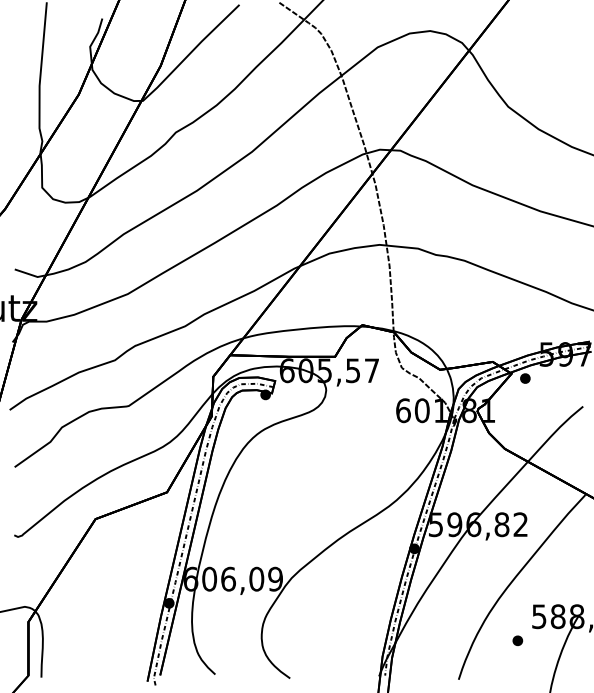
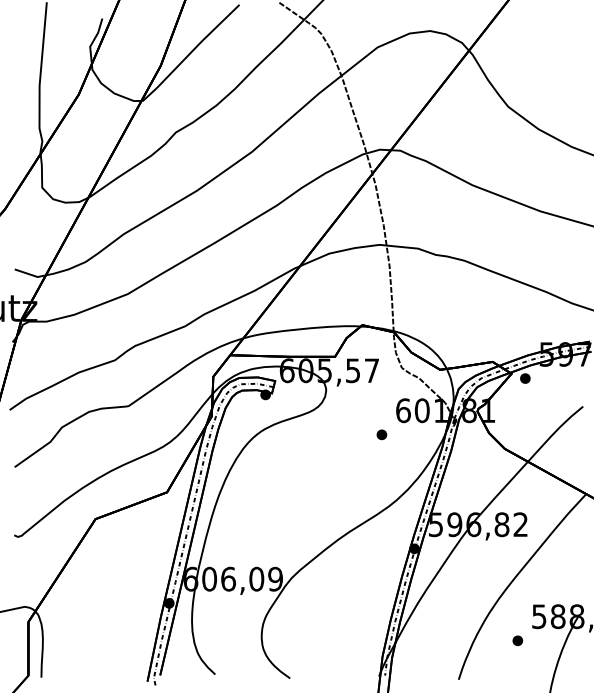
part: none -> present (381, 434)
